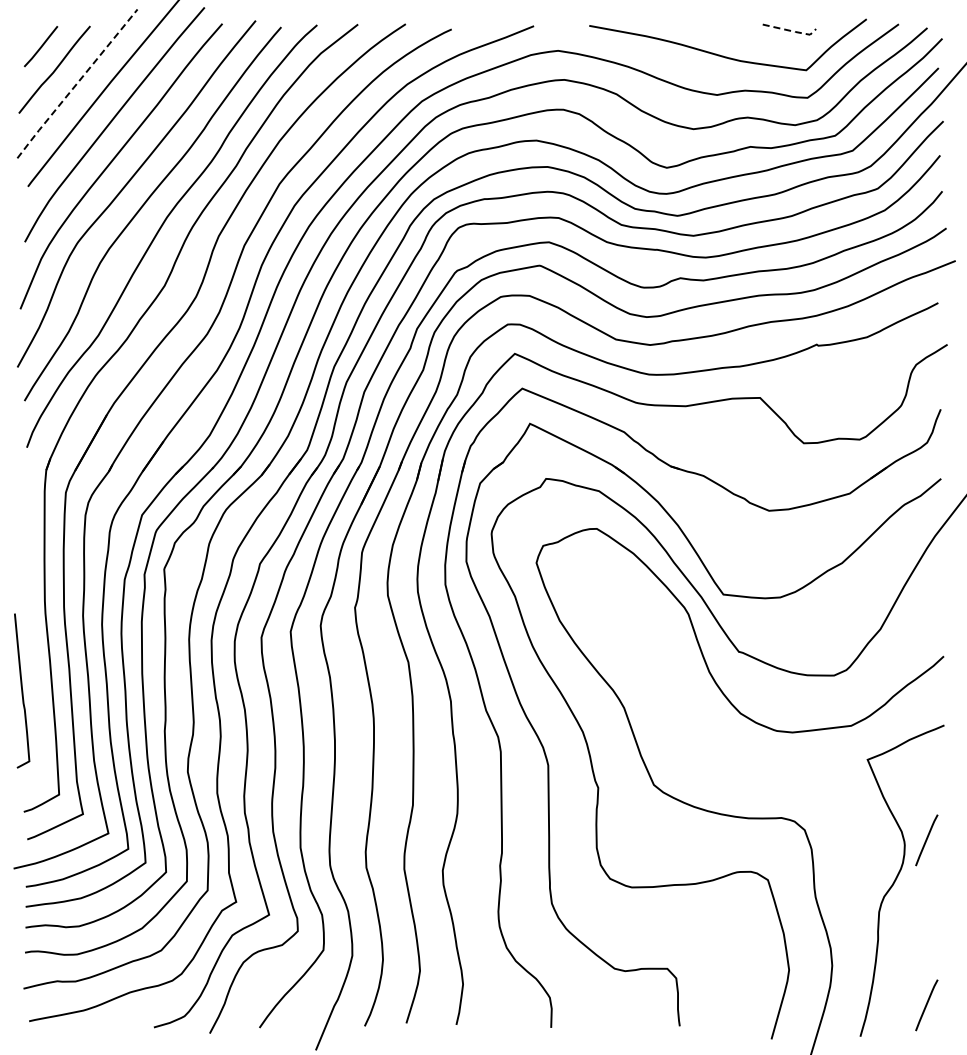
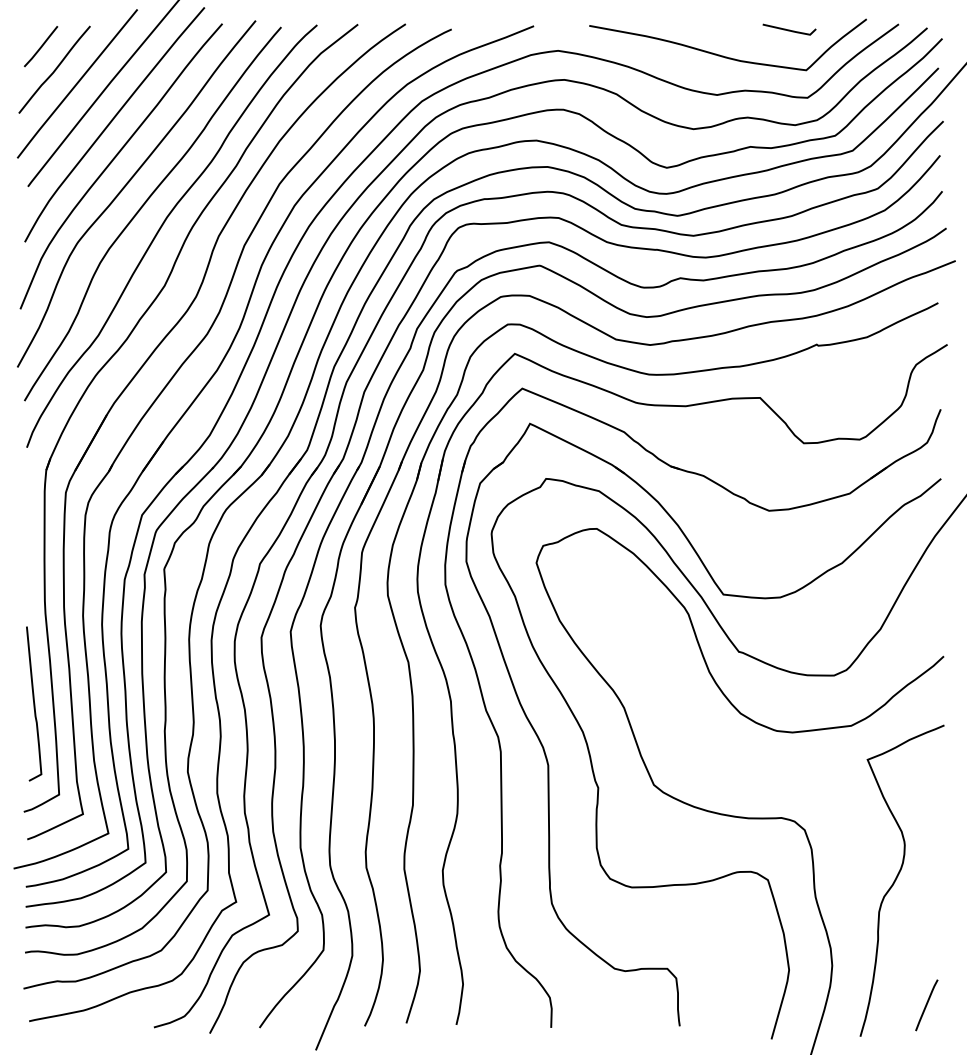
line: dashed -> solid (791, 31)
line: dashed -> solid (76, 84)
curve position: (22, 690) -> (34, 703) (34, 703)
line: present -> none (926, 840)
